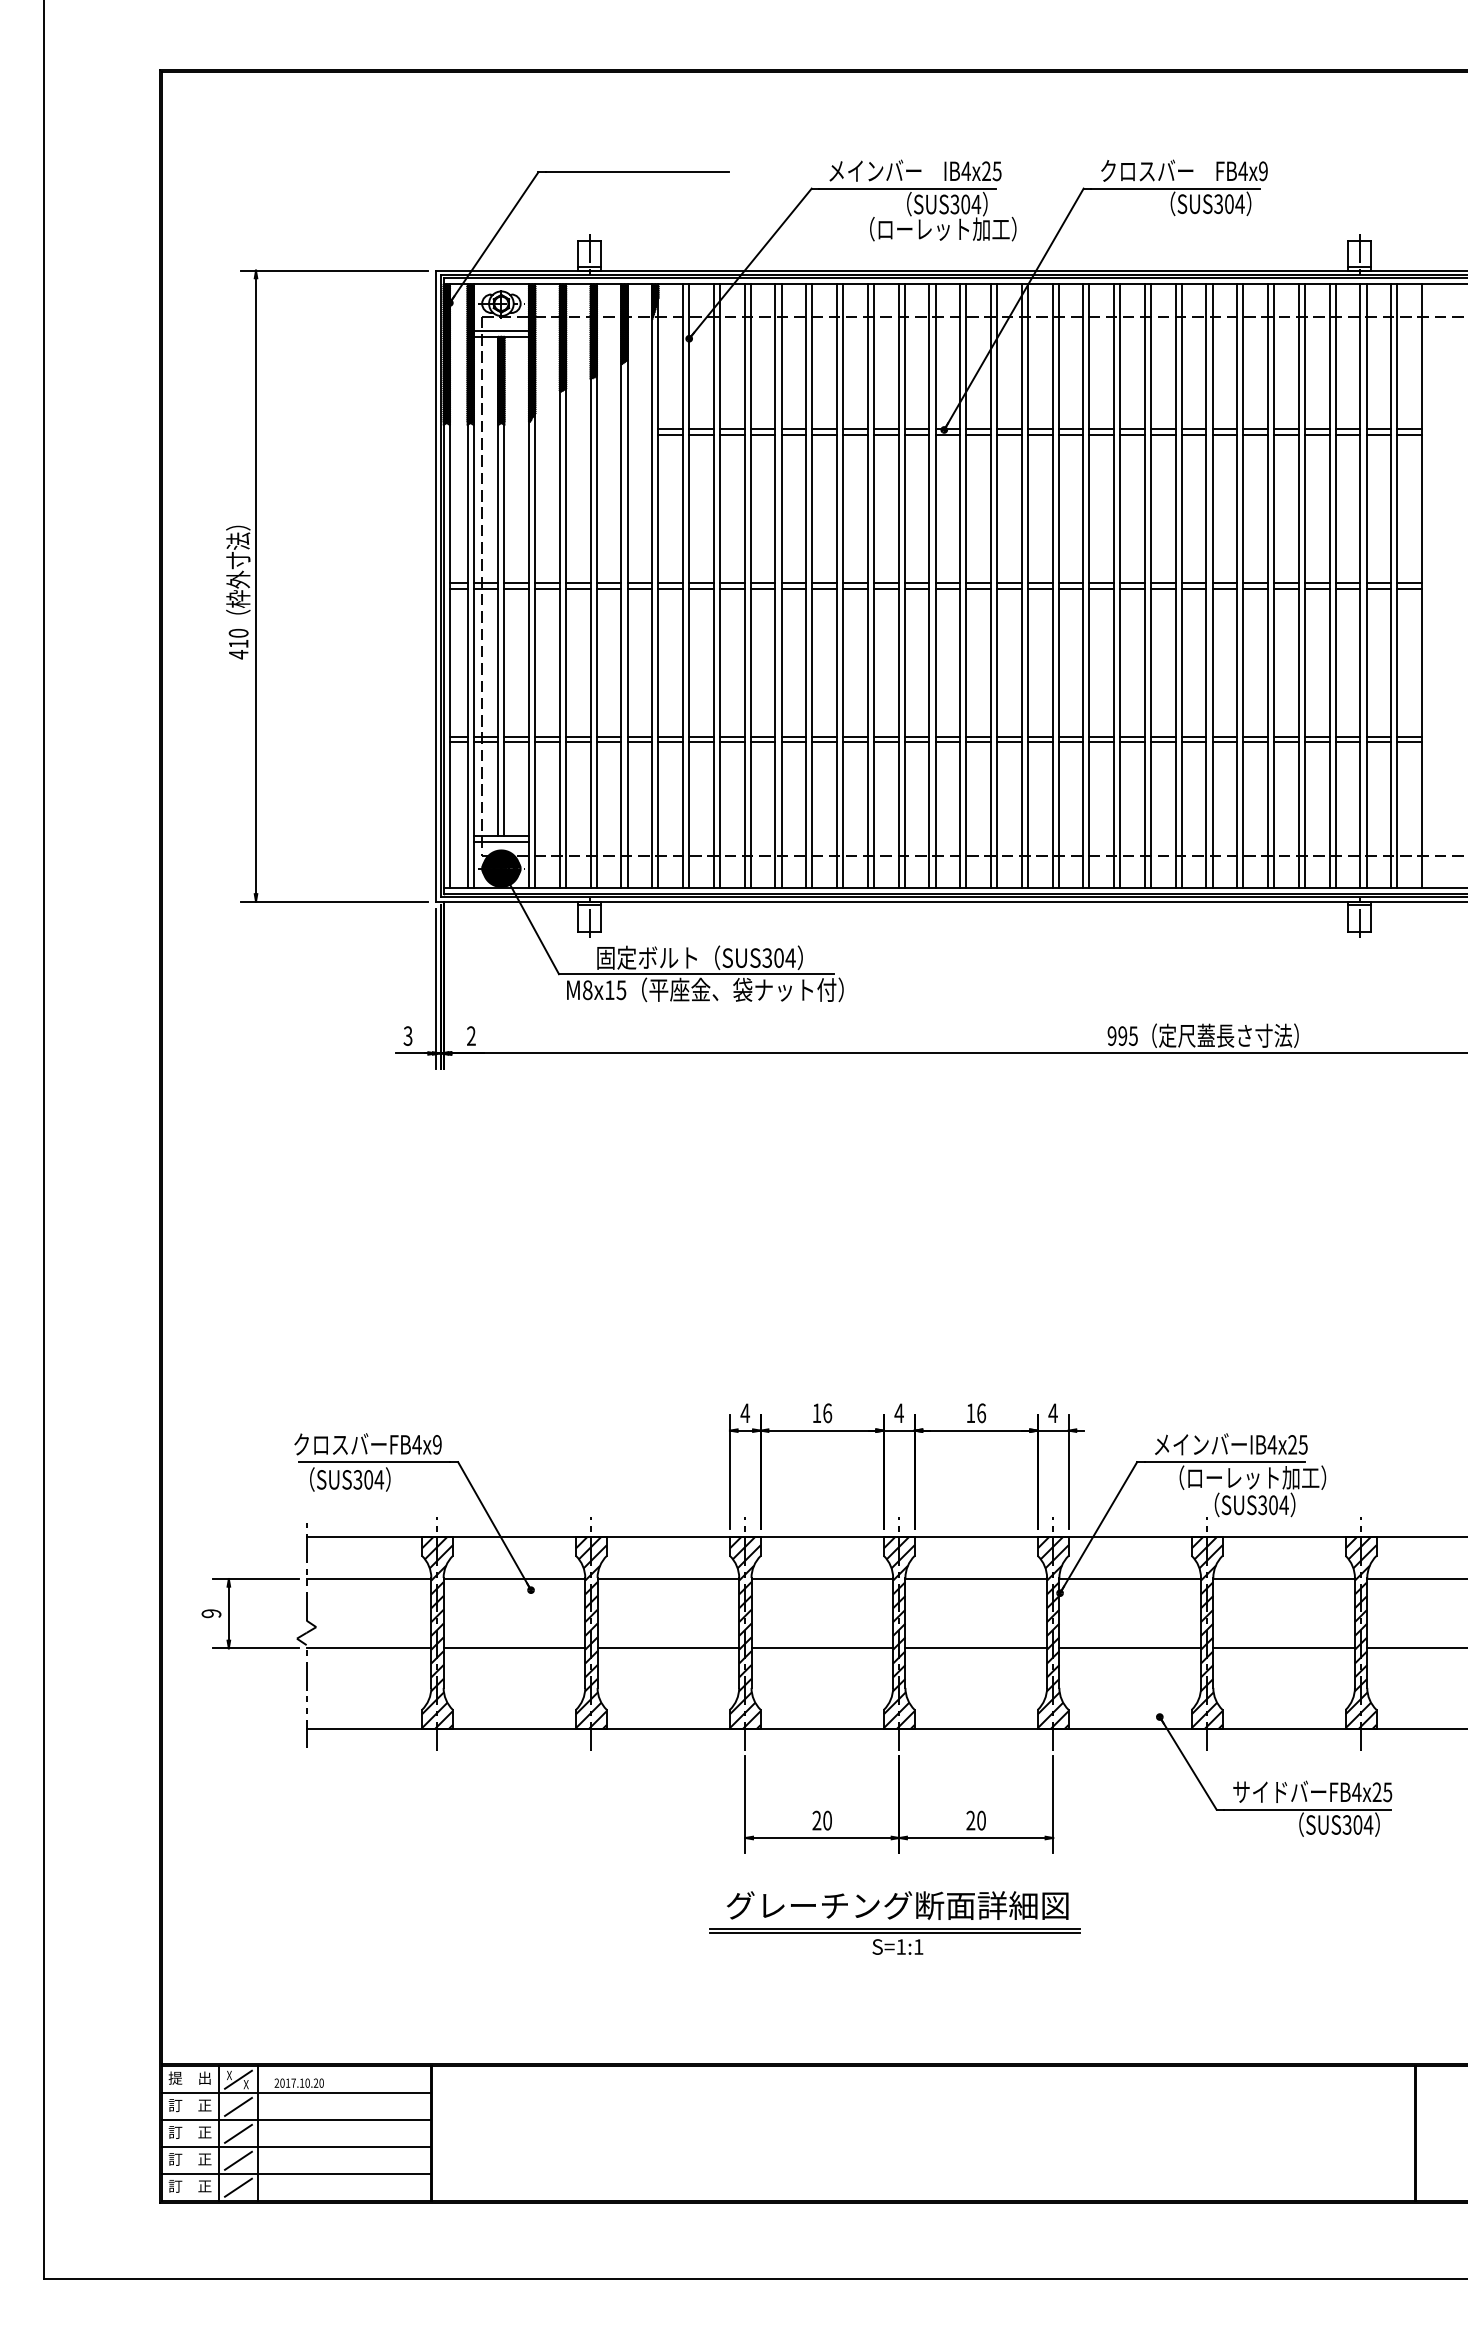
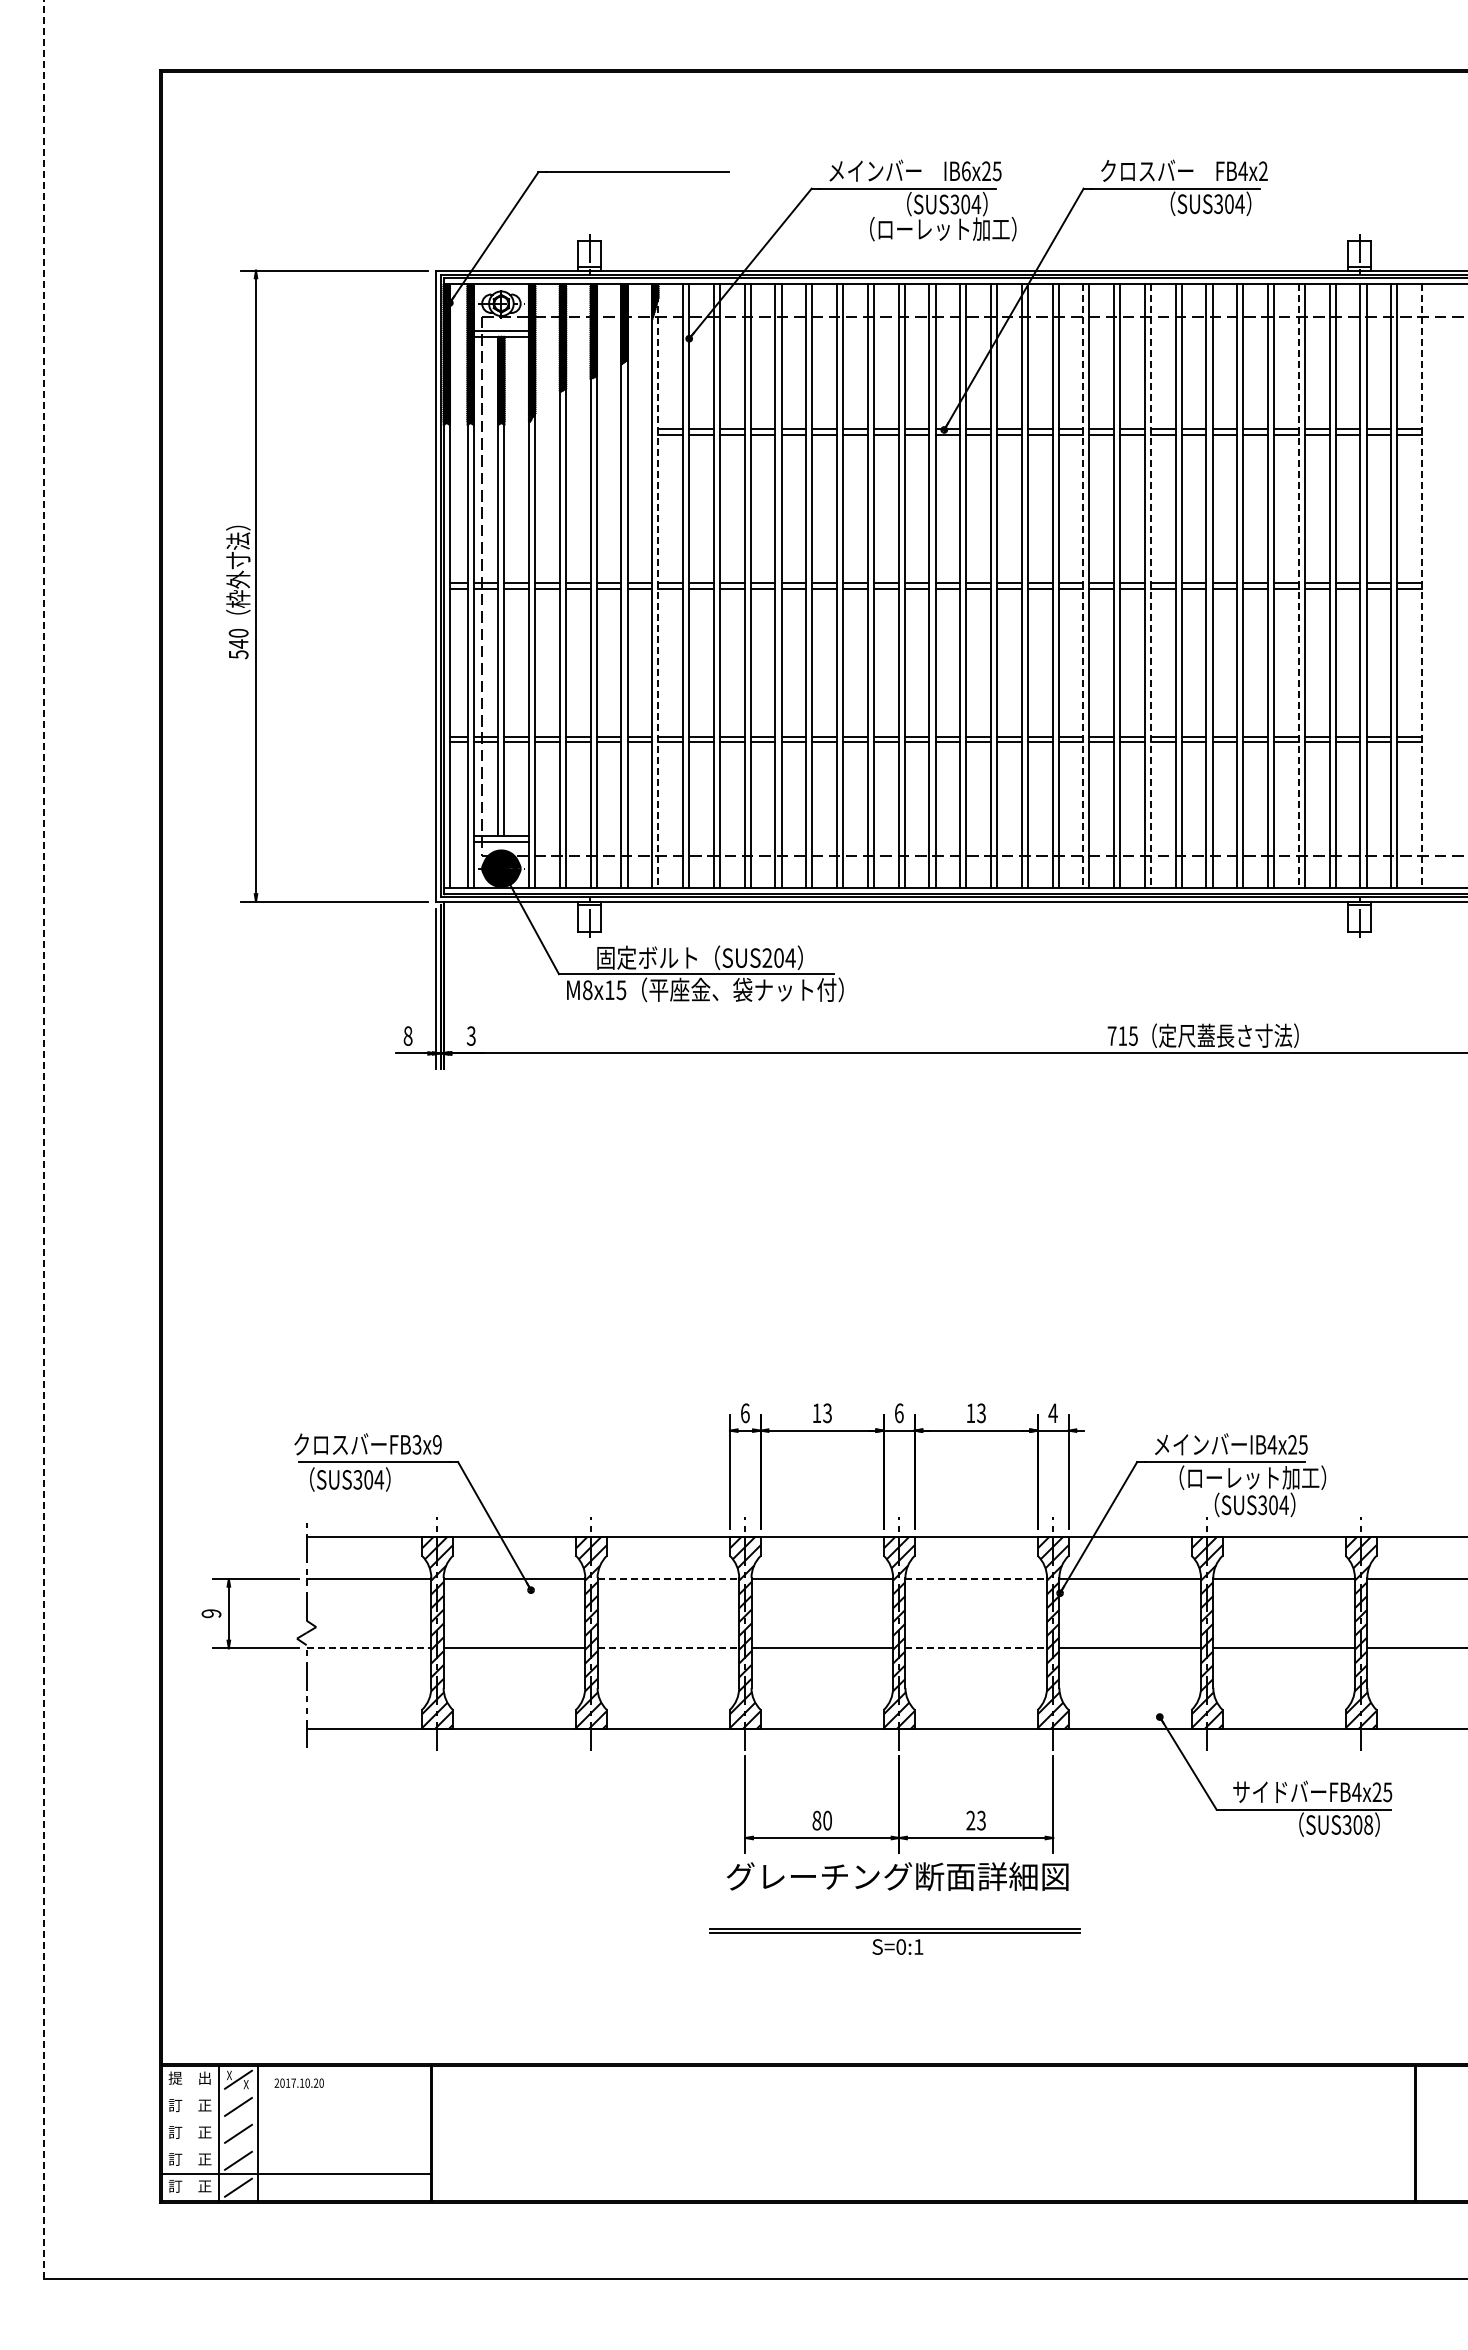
text: IB4x25 -> IB6x25 (965, 171)
text: FB4x9 -> FB4x2 (1263, 171)
line: solid -> dashed (658, 586)
line: solid -> dashed (1083, 586)
line: solid -> dashed (1151, 586)
line: solid -> dashed (1298, 586)
line: solid -> dashed (1421, 586)
text: 410 -> 540 (238, 649)
text: SUS304 -> SUS204 (767, 957)
text: 3 -> 8 (407, 1035)
text: 995 -> 715 (1117, 1035)
text: 2 -> 3 (470, 1036)
line: solid -> dashed (44, 1139)
text: 4 -> 6 (745, 1413)
text: 16 -> 13 (827, 1413)
text: 4 -> 6 (898, 1413)
text: 16 -> 13 (981, 1413)
text: FB4x9 -> FB3x9 (416, 1444)
line: solid -> dashed (668, 1579)
line: solid -> dashed (976, 1579)
line: solid -> dashed (369, 1648)
line: solid -> dashed (668, 1648)
line: solid -> dashed (976, 1648)
text: 20 -> 80 (816, 1820)
text: 20 -> 23 (981, 1820)
text: SUS304 -> SUS308 (1368, 1824)
text position: (897, 1905) -> (897, 1876) (897, 1876)
text: S=1:1 -> S=0:1 (900, 1946)
line: present -> none (295, 2092)
line: present -> none (295, 2119)
line: present -> none (295, 2146)
